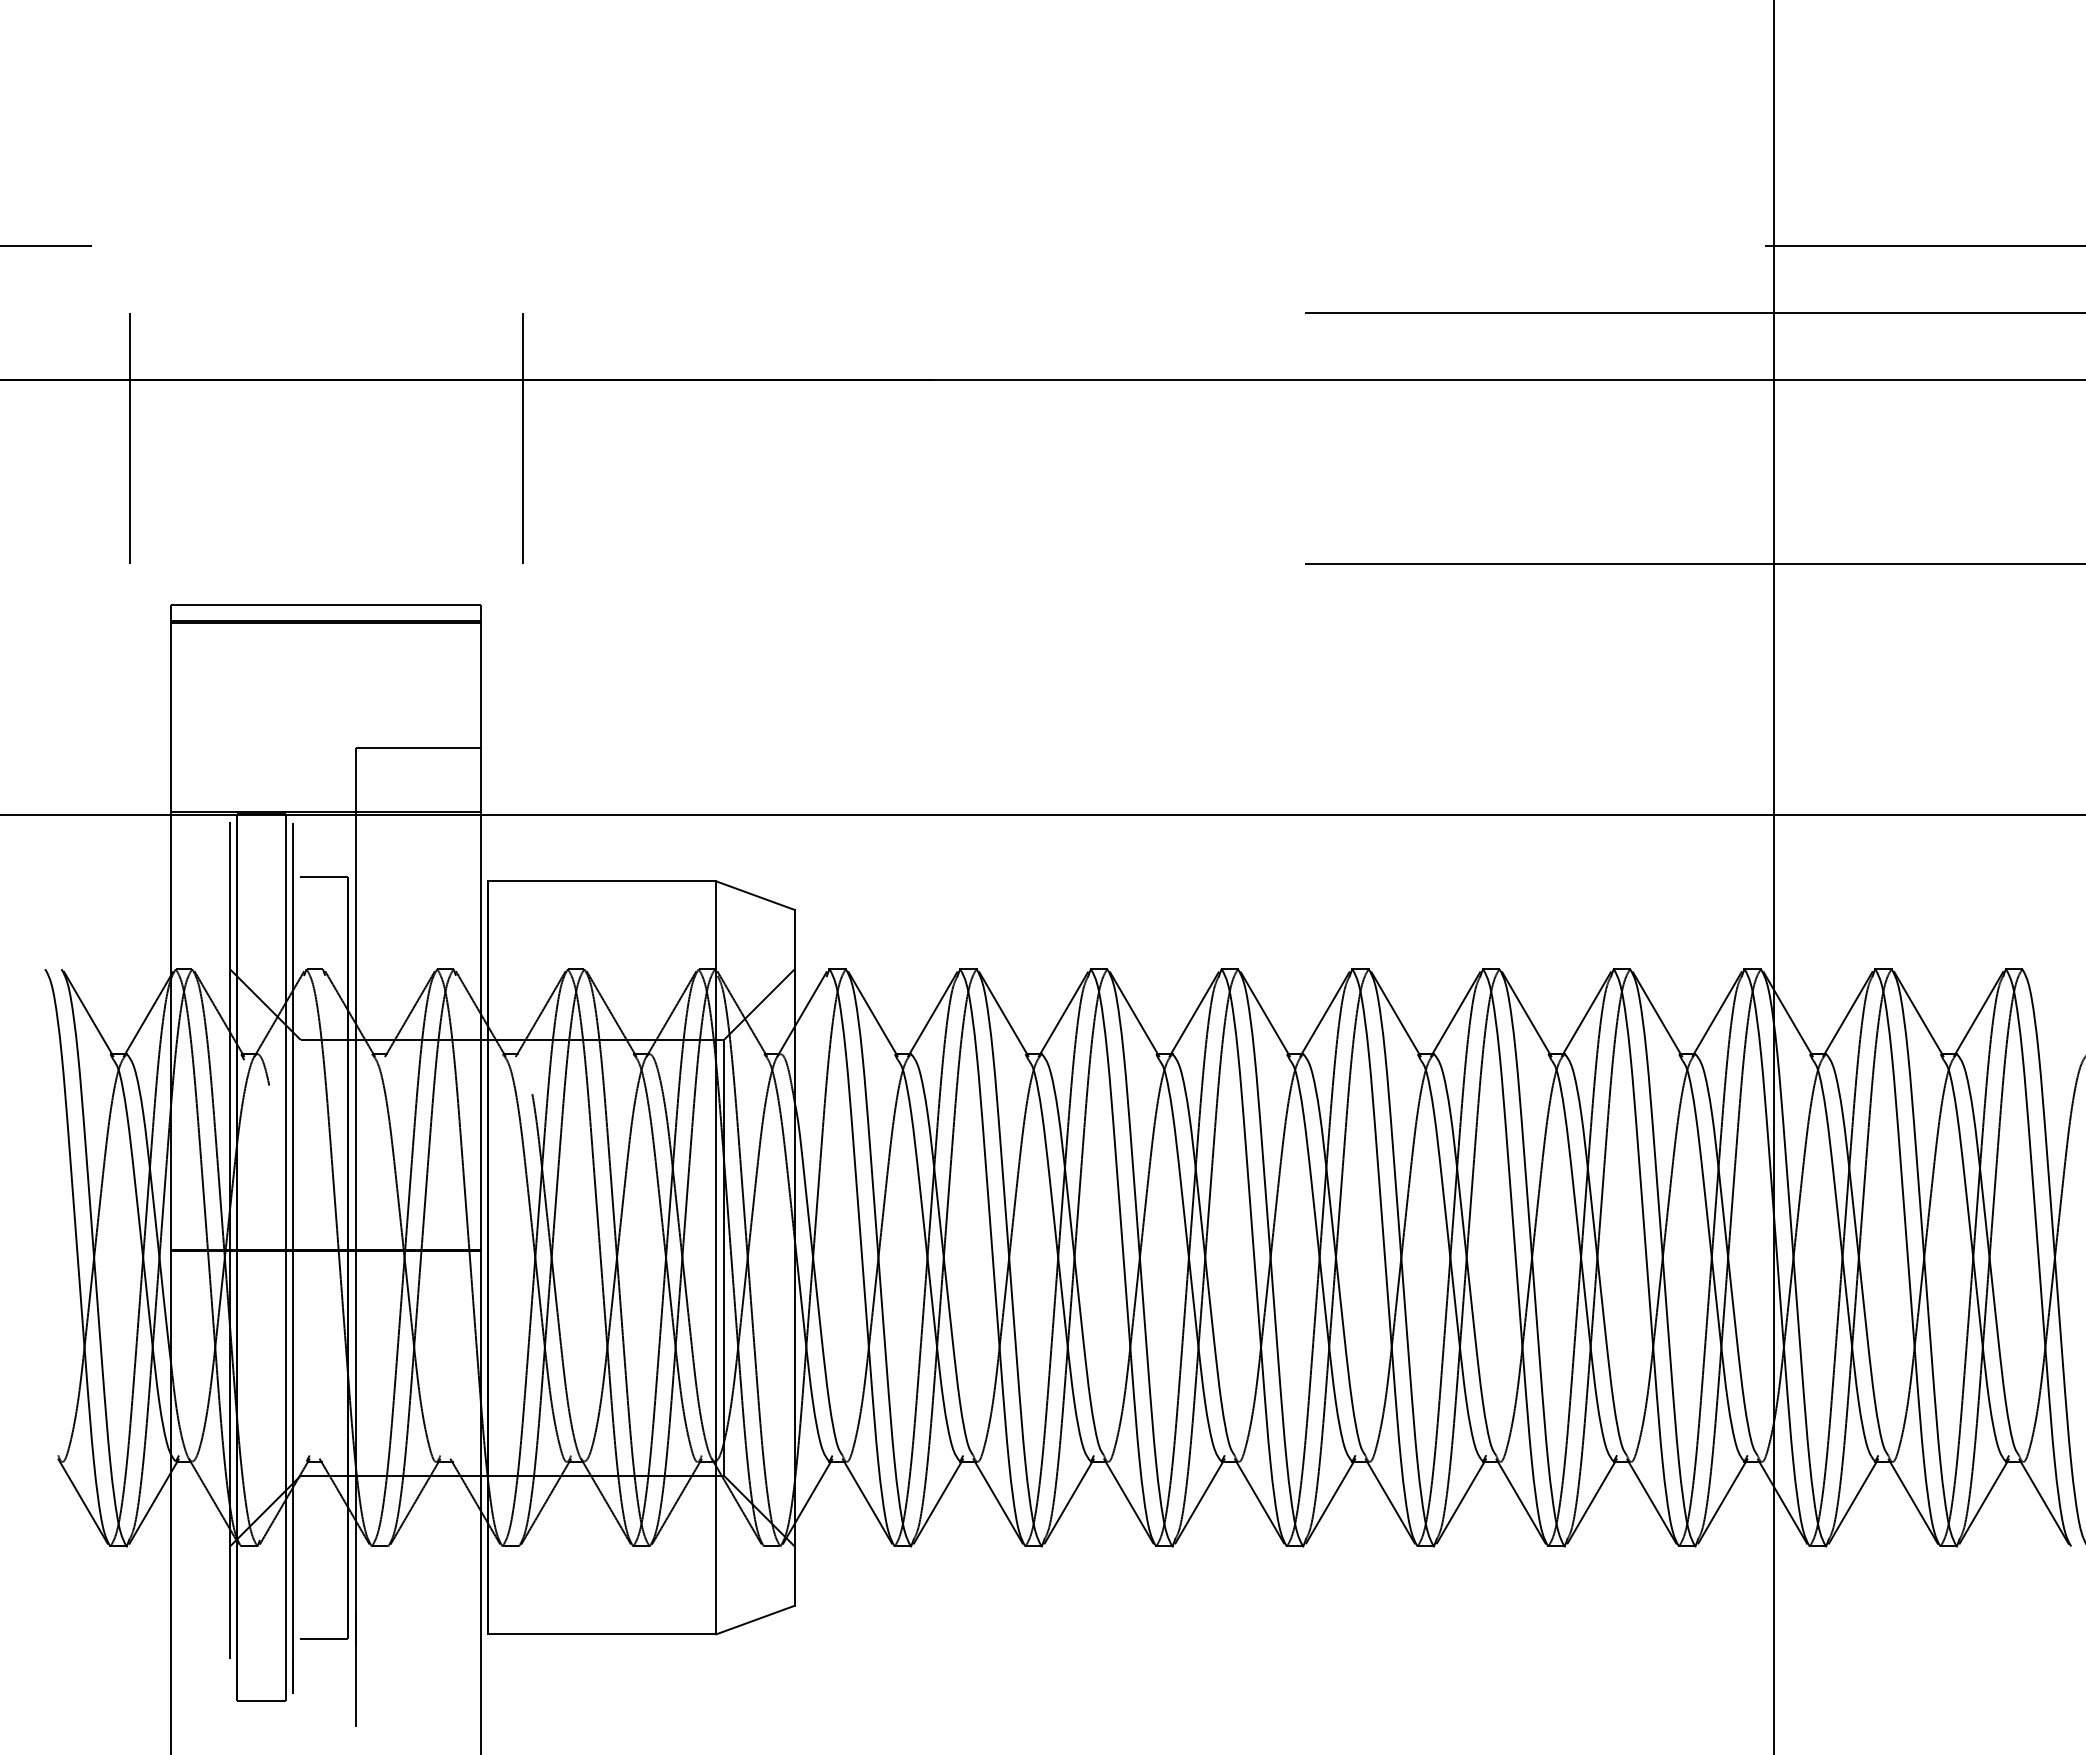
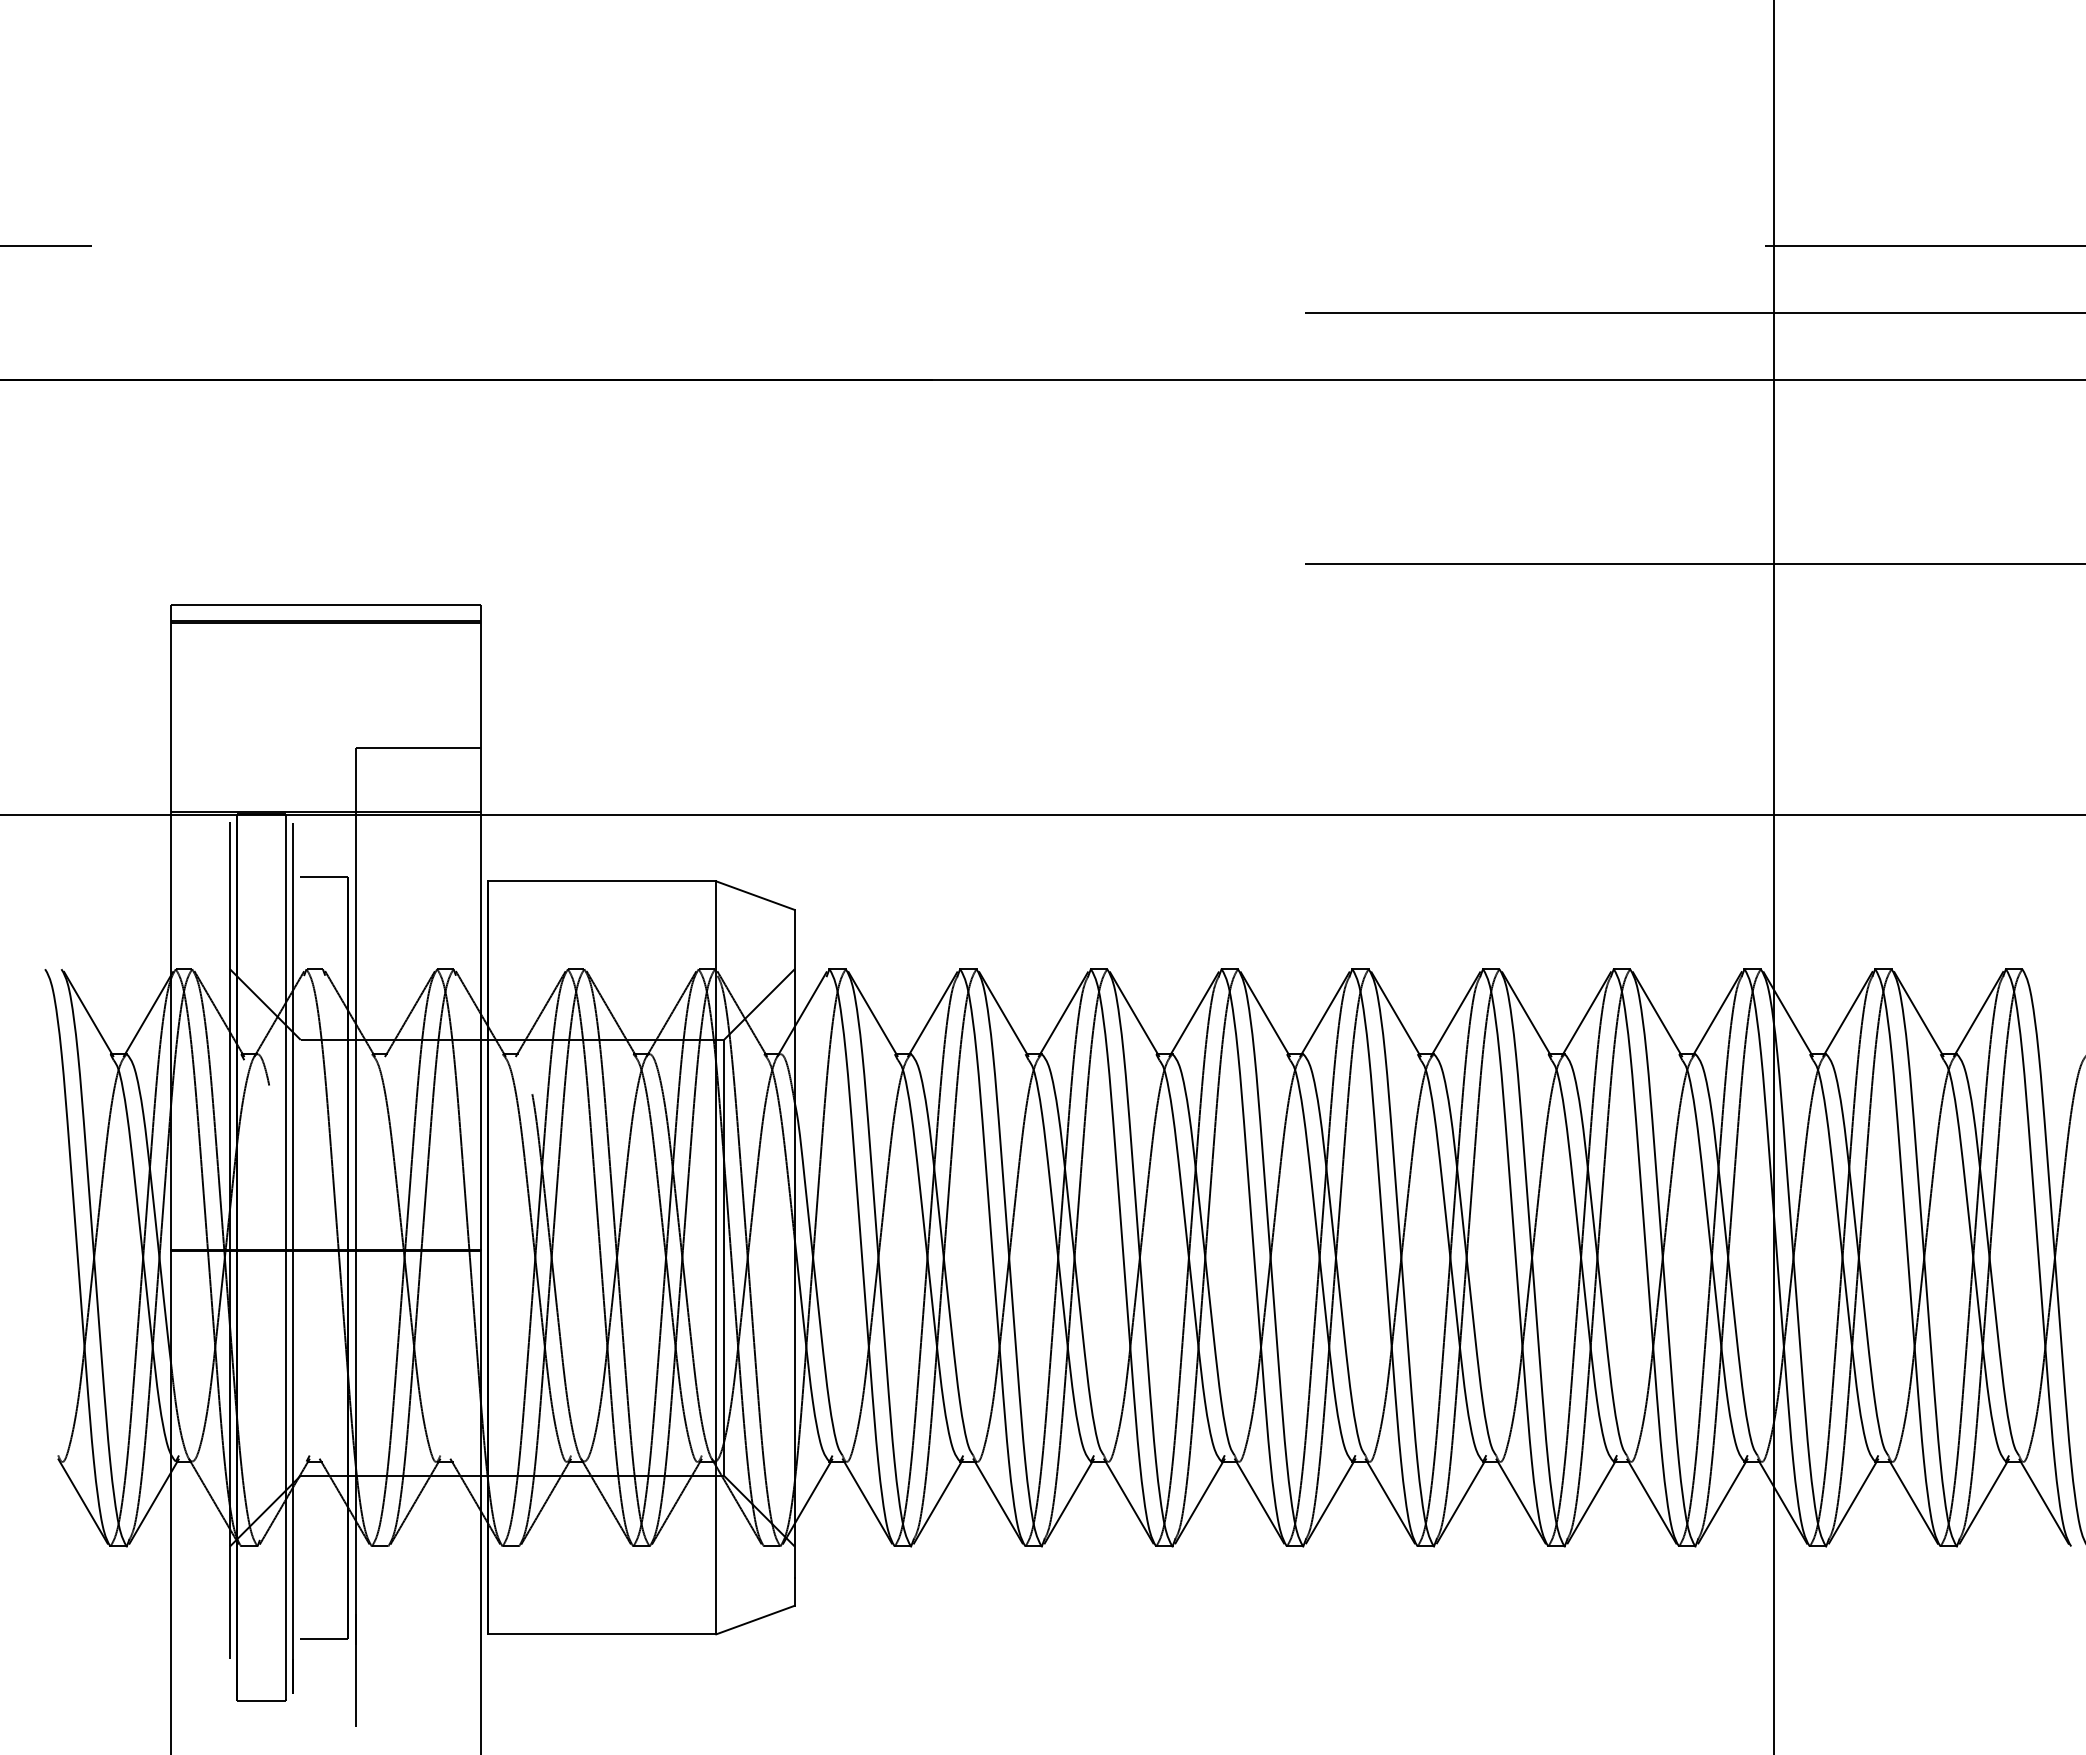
line: present -> none (129, 437)
line: present -> none (522, 437)
